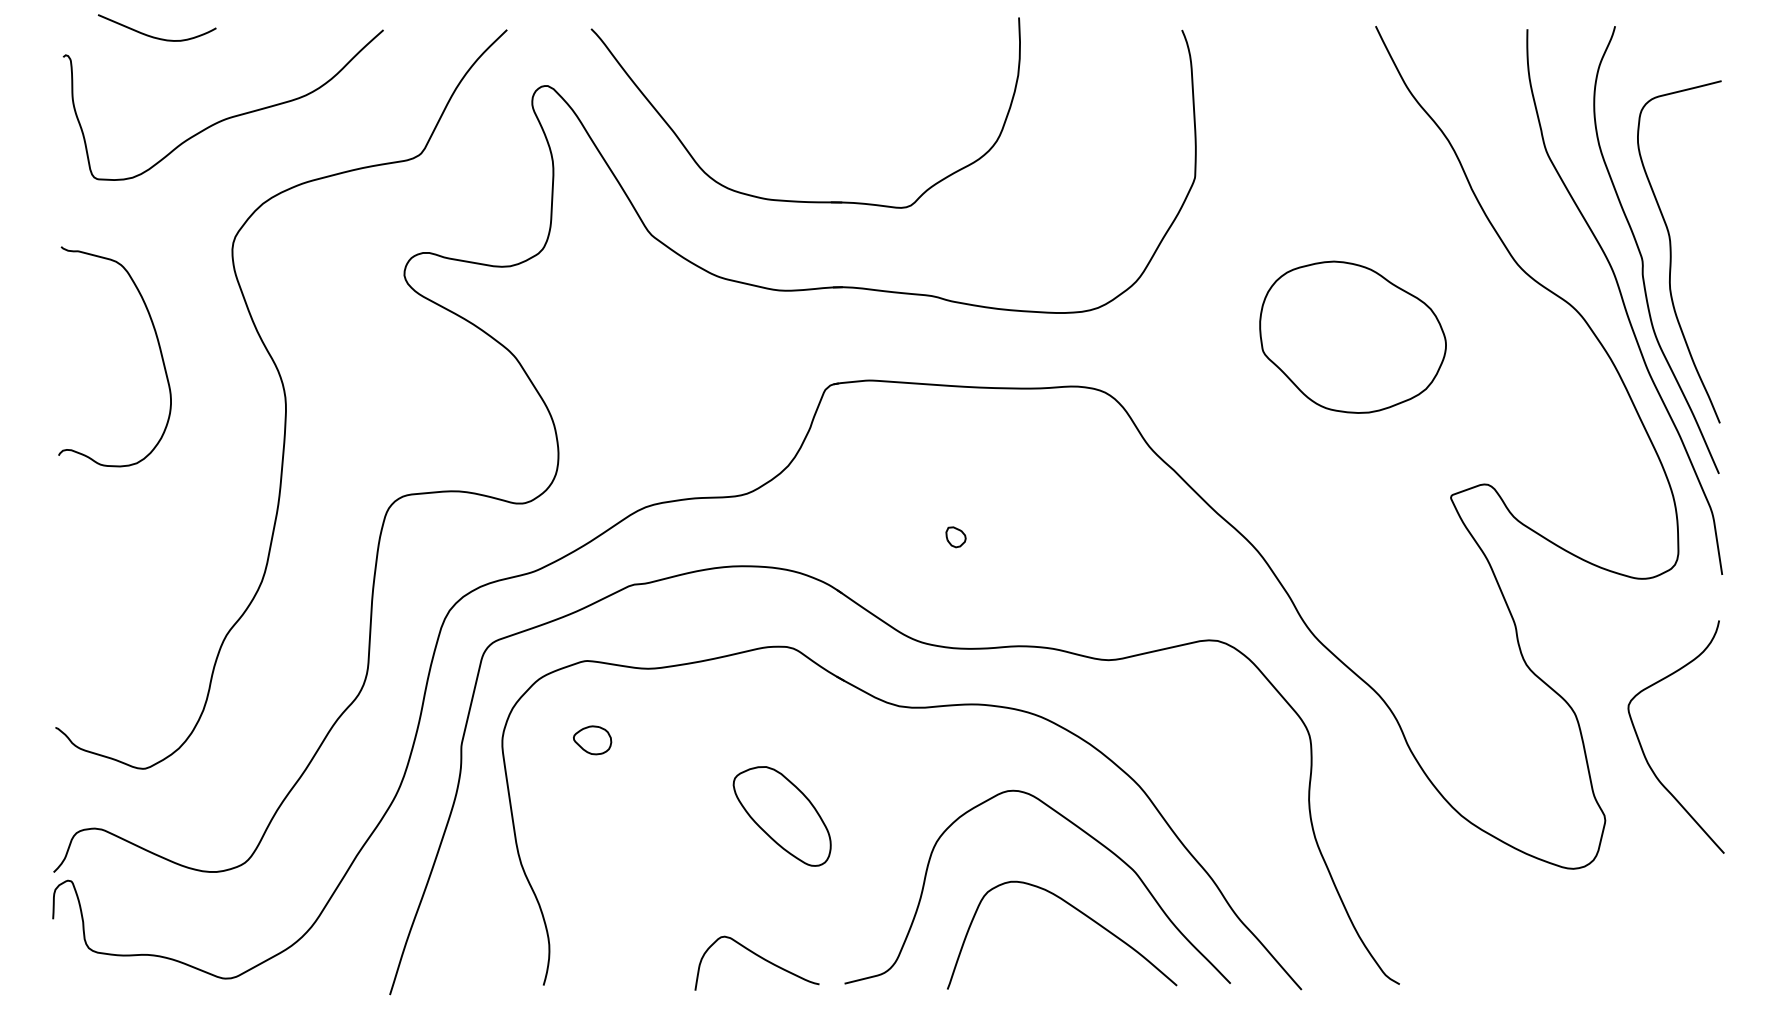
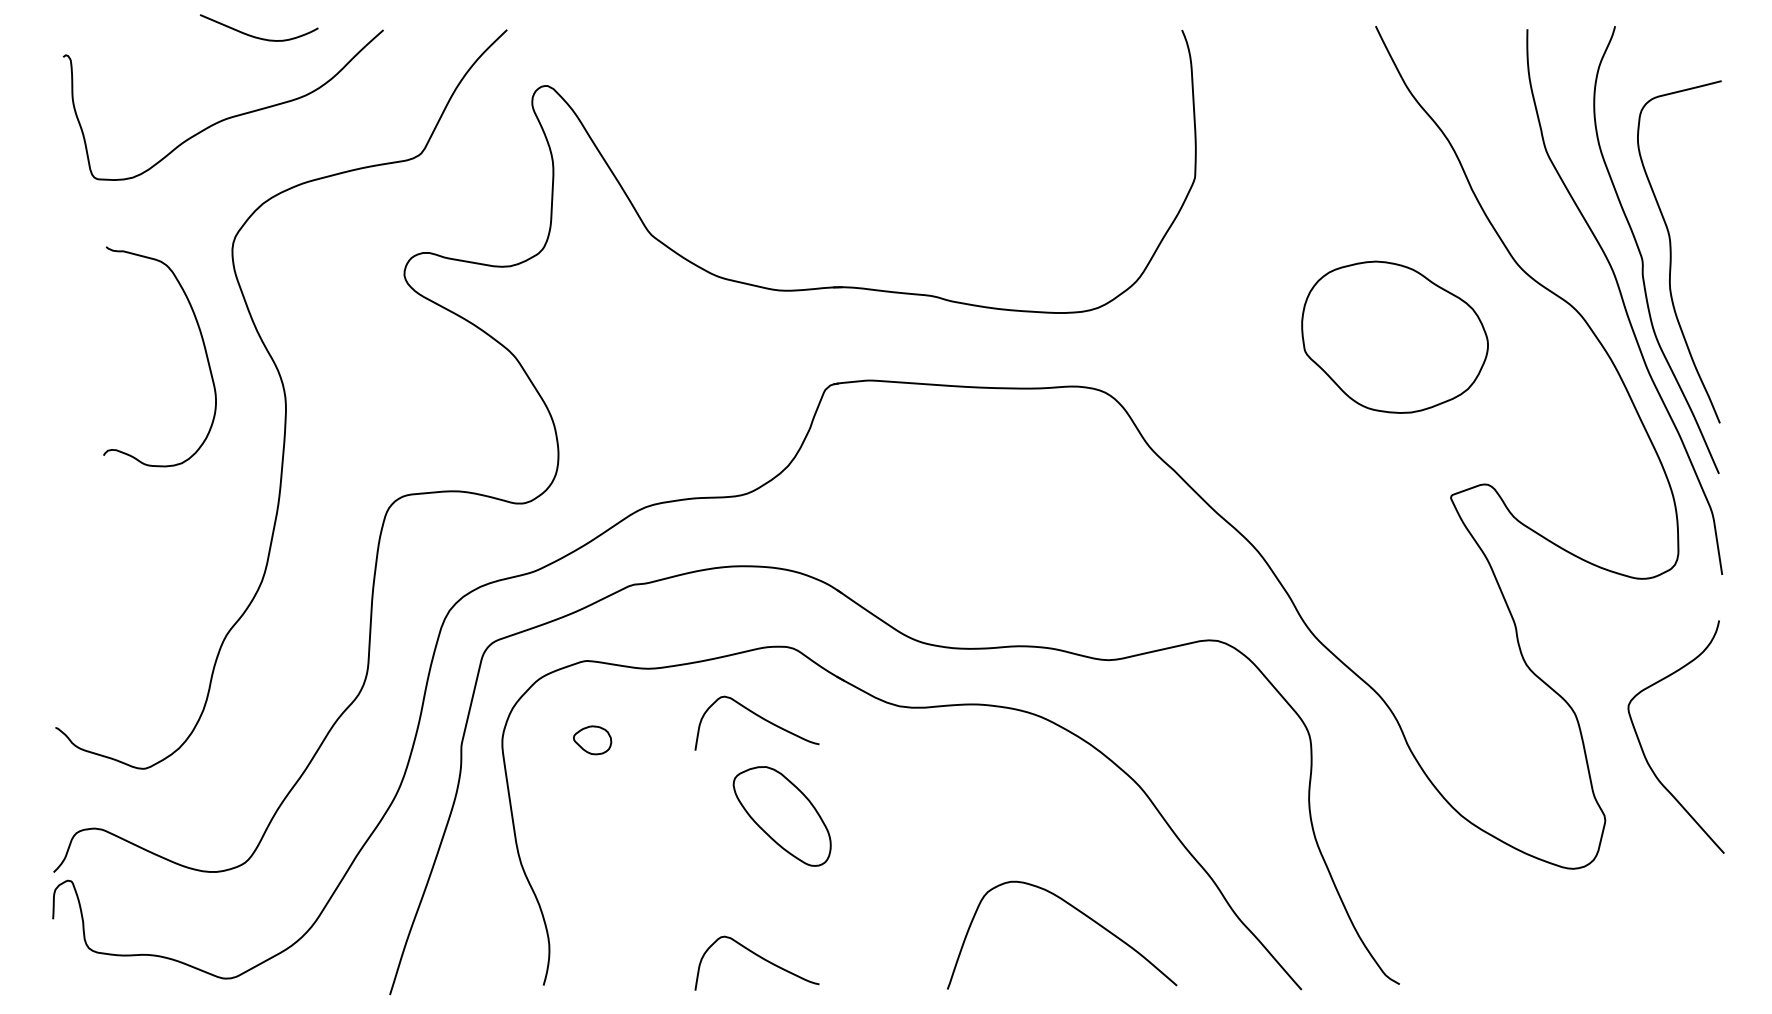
curve position: (154, 36) -> (256, 36) (256, 36)
part: present -> none (800, 200)
part position: (1352, 336) -> (1394, 336) (1394, 336)
curve position: (158, 346) -> (203, 346) (203, 346)
part: present -> none (955, 537)
curve: none -> present (760, 718)
curve: present -> none (1079, 829)
